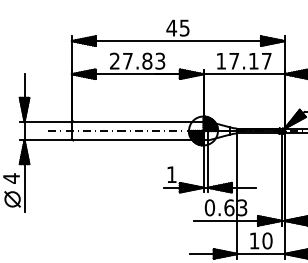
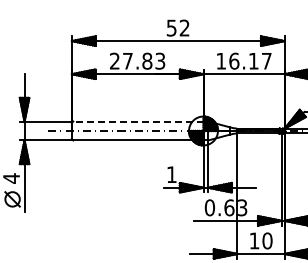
text: 45 -> 52 (177, 27)
text: 17.17 -> 16.17 (234, 60)
line: solid -> dashed (137, 121)
